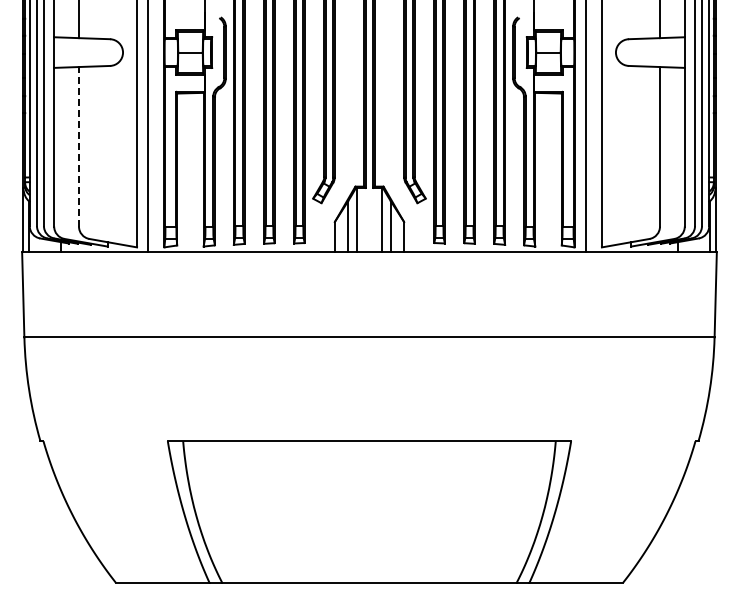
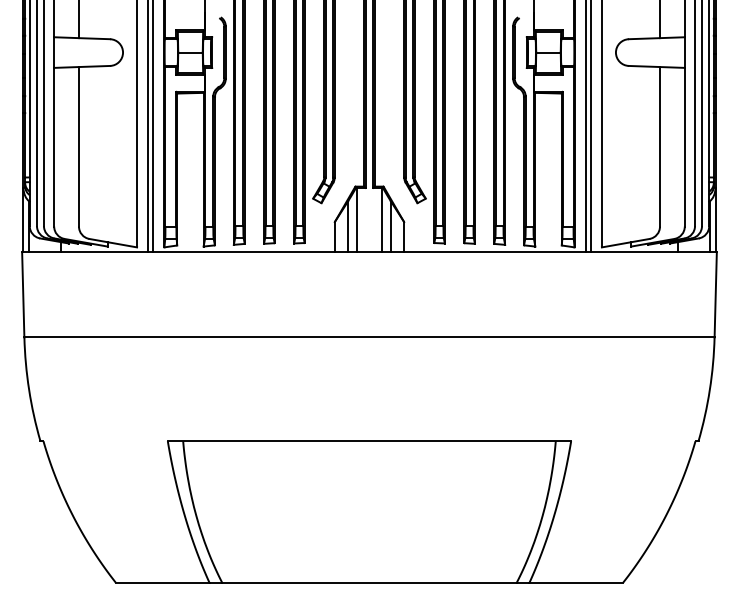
line: none -> present (152, 127)
line: none -> present (590, 127)
line: dashed -> solid (78, 146)
